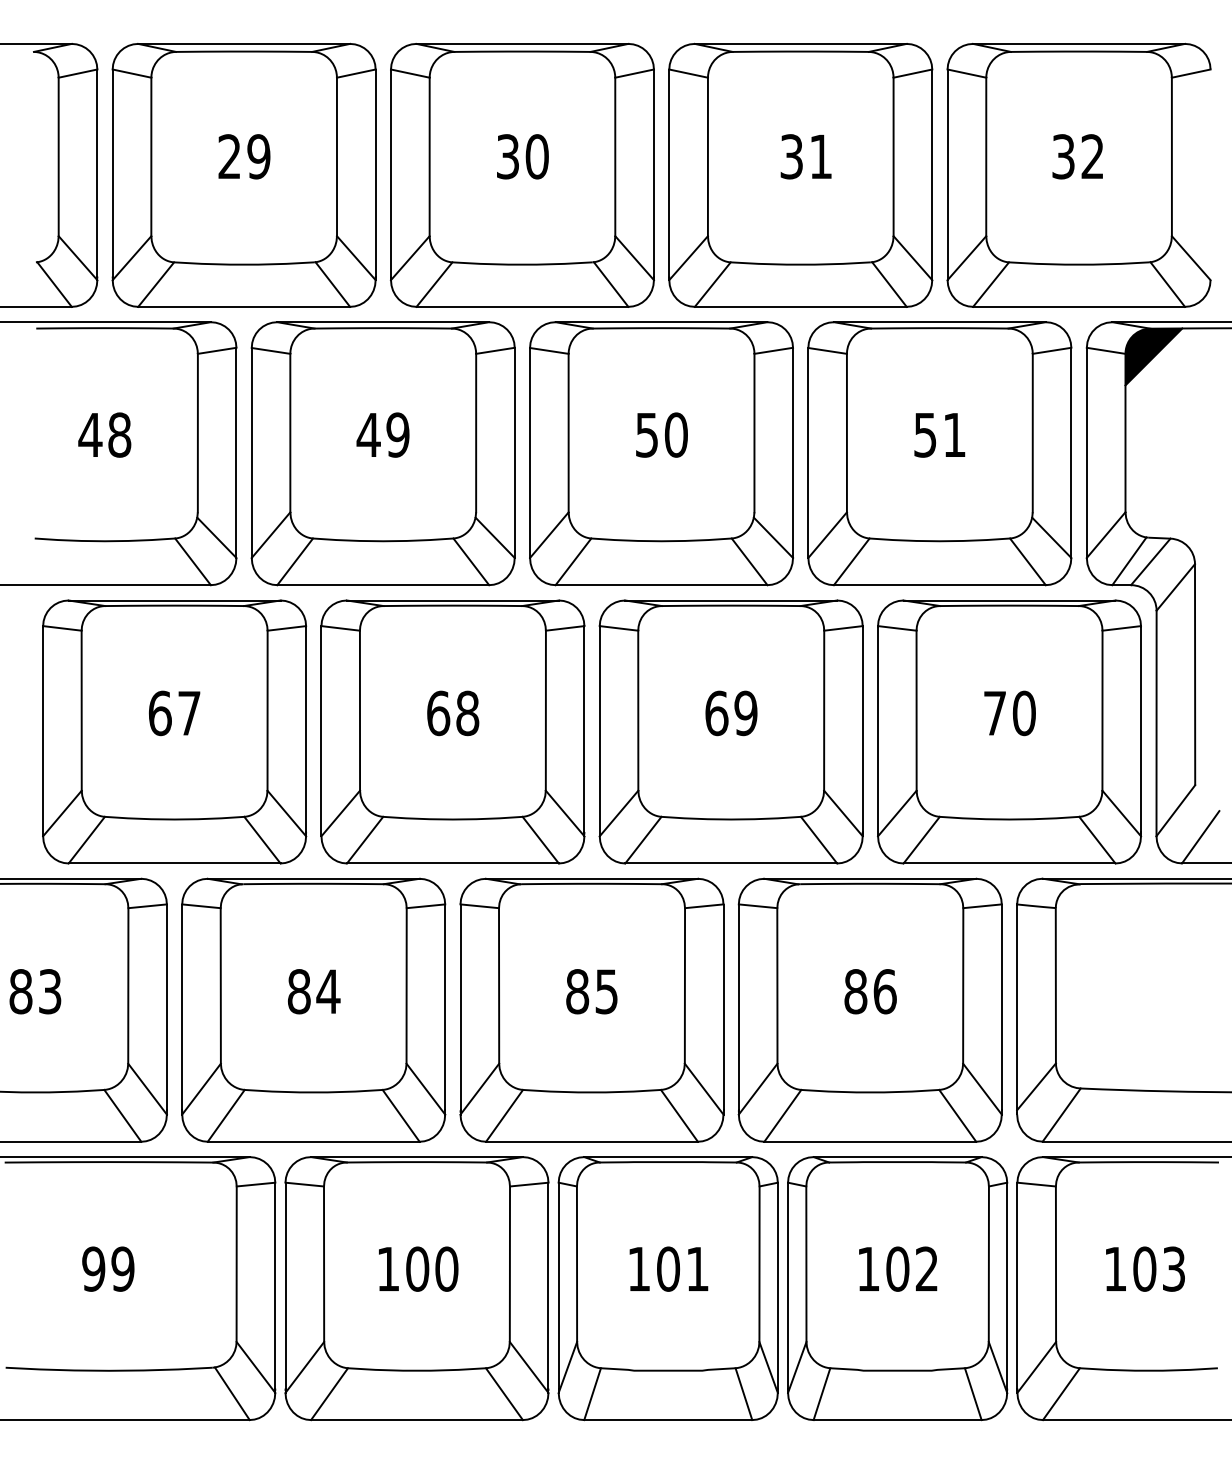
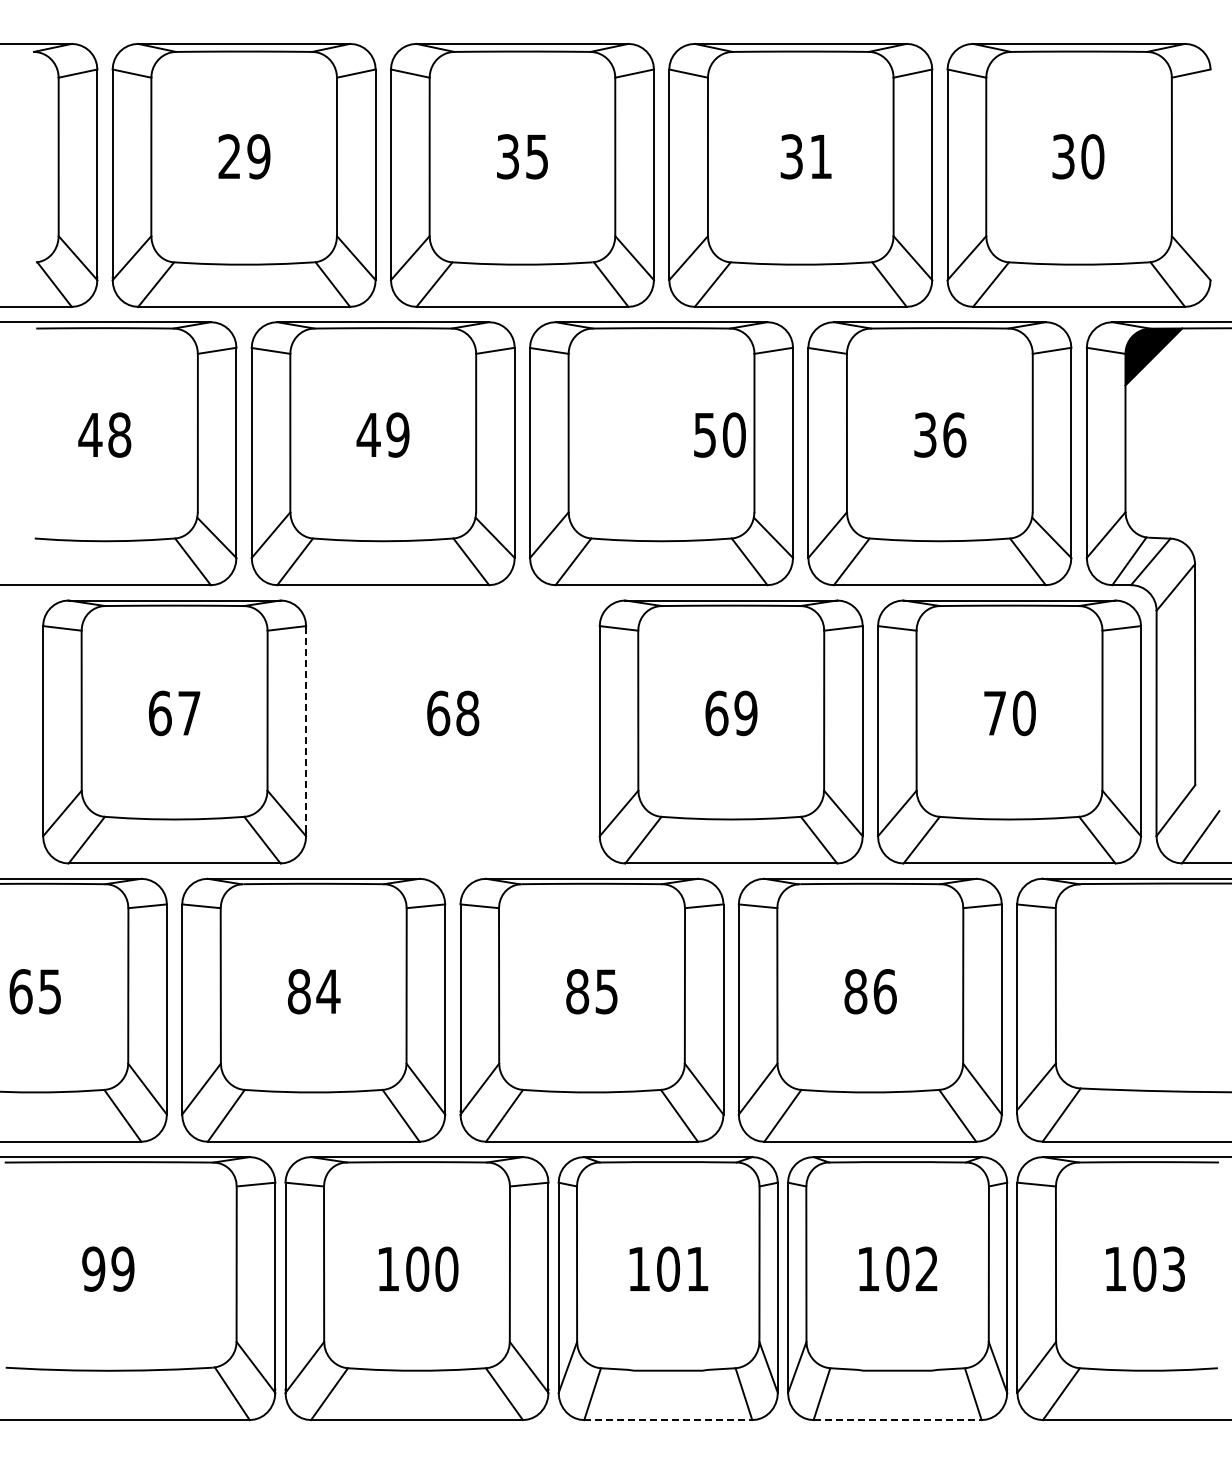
text: 30 -> 35 (536, 156)
text: 32 -> 30 (1092, 156)
text position: (661, 434) -> (719, 434) (719, 434)
text: 51 -> 36 (940, 434)
line: solid -> dashed (306, 729)
part: present -> none (452, 731)
text: 83 -> 65 (35, 991)
line: solid -> dashed (668, 1420)
line: solid -> dashed (898, 1420)
